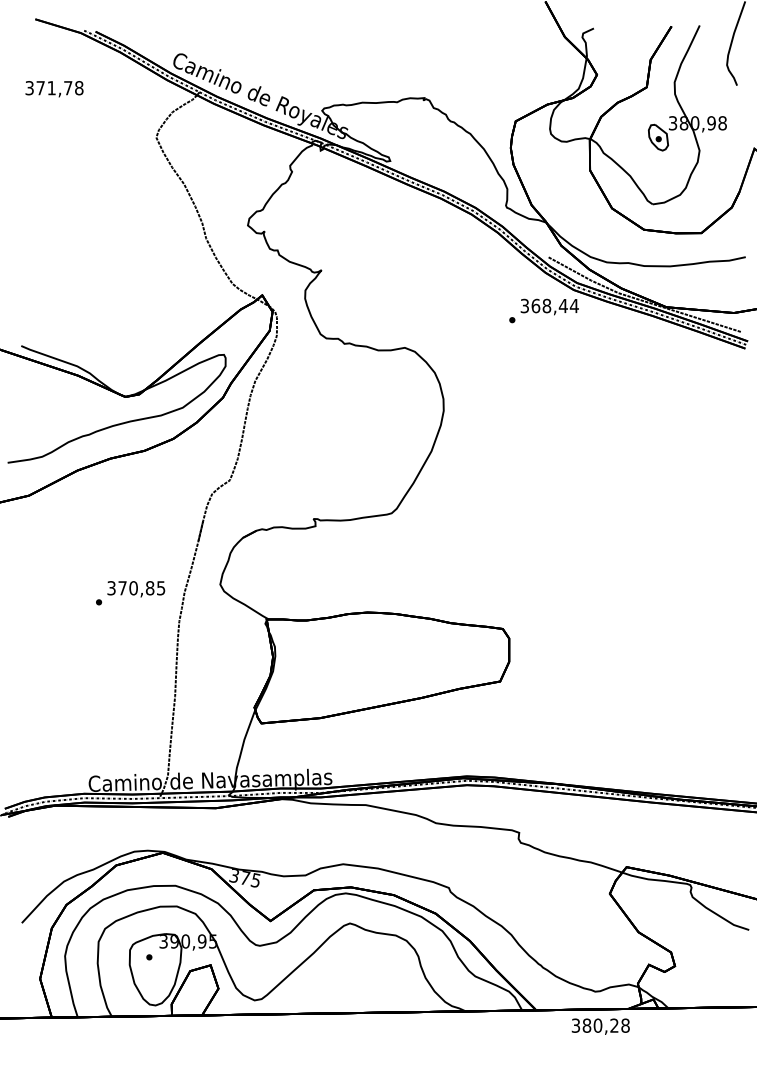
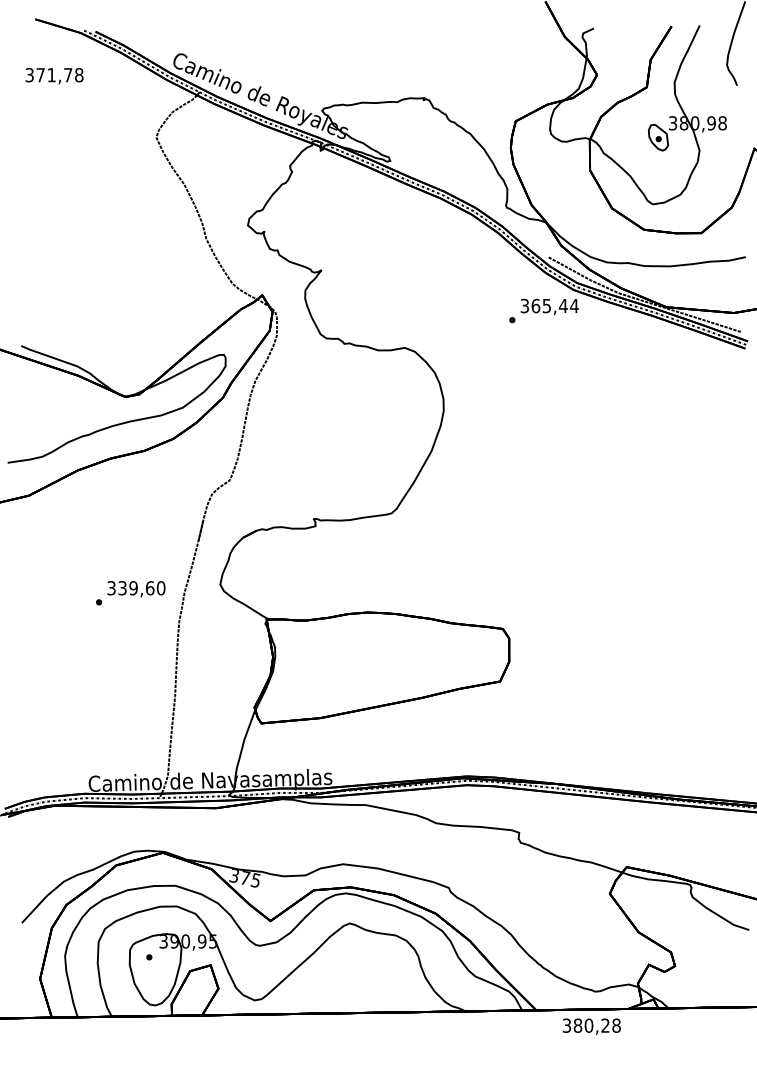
text position: (54, 89) -> (54, 76) (54, 76)
text: 368,44 -> 365,44 (546, 305)
text: 370,85 -> 339,60 (141, 588)
text position: (600, 1026) -> (591, 1026) (591, 1026)
